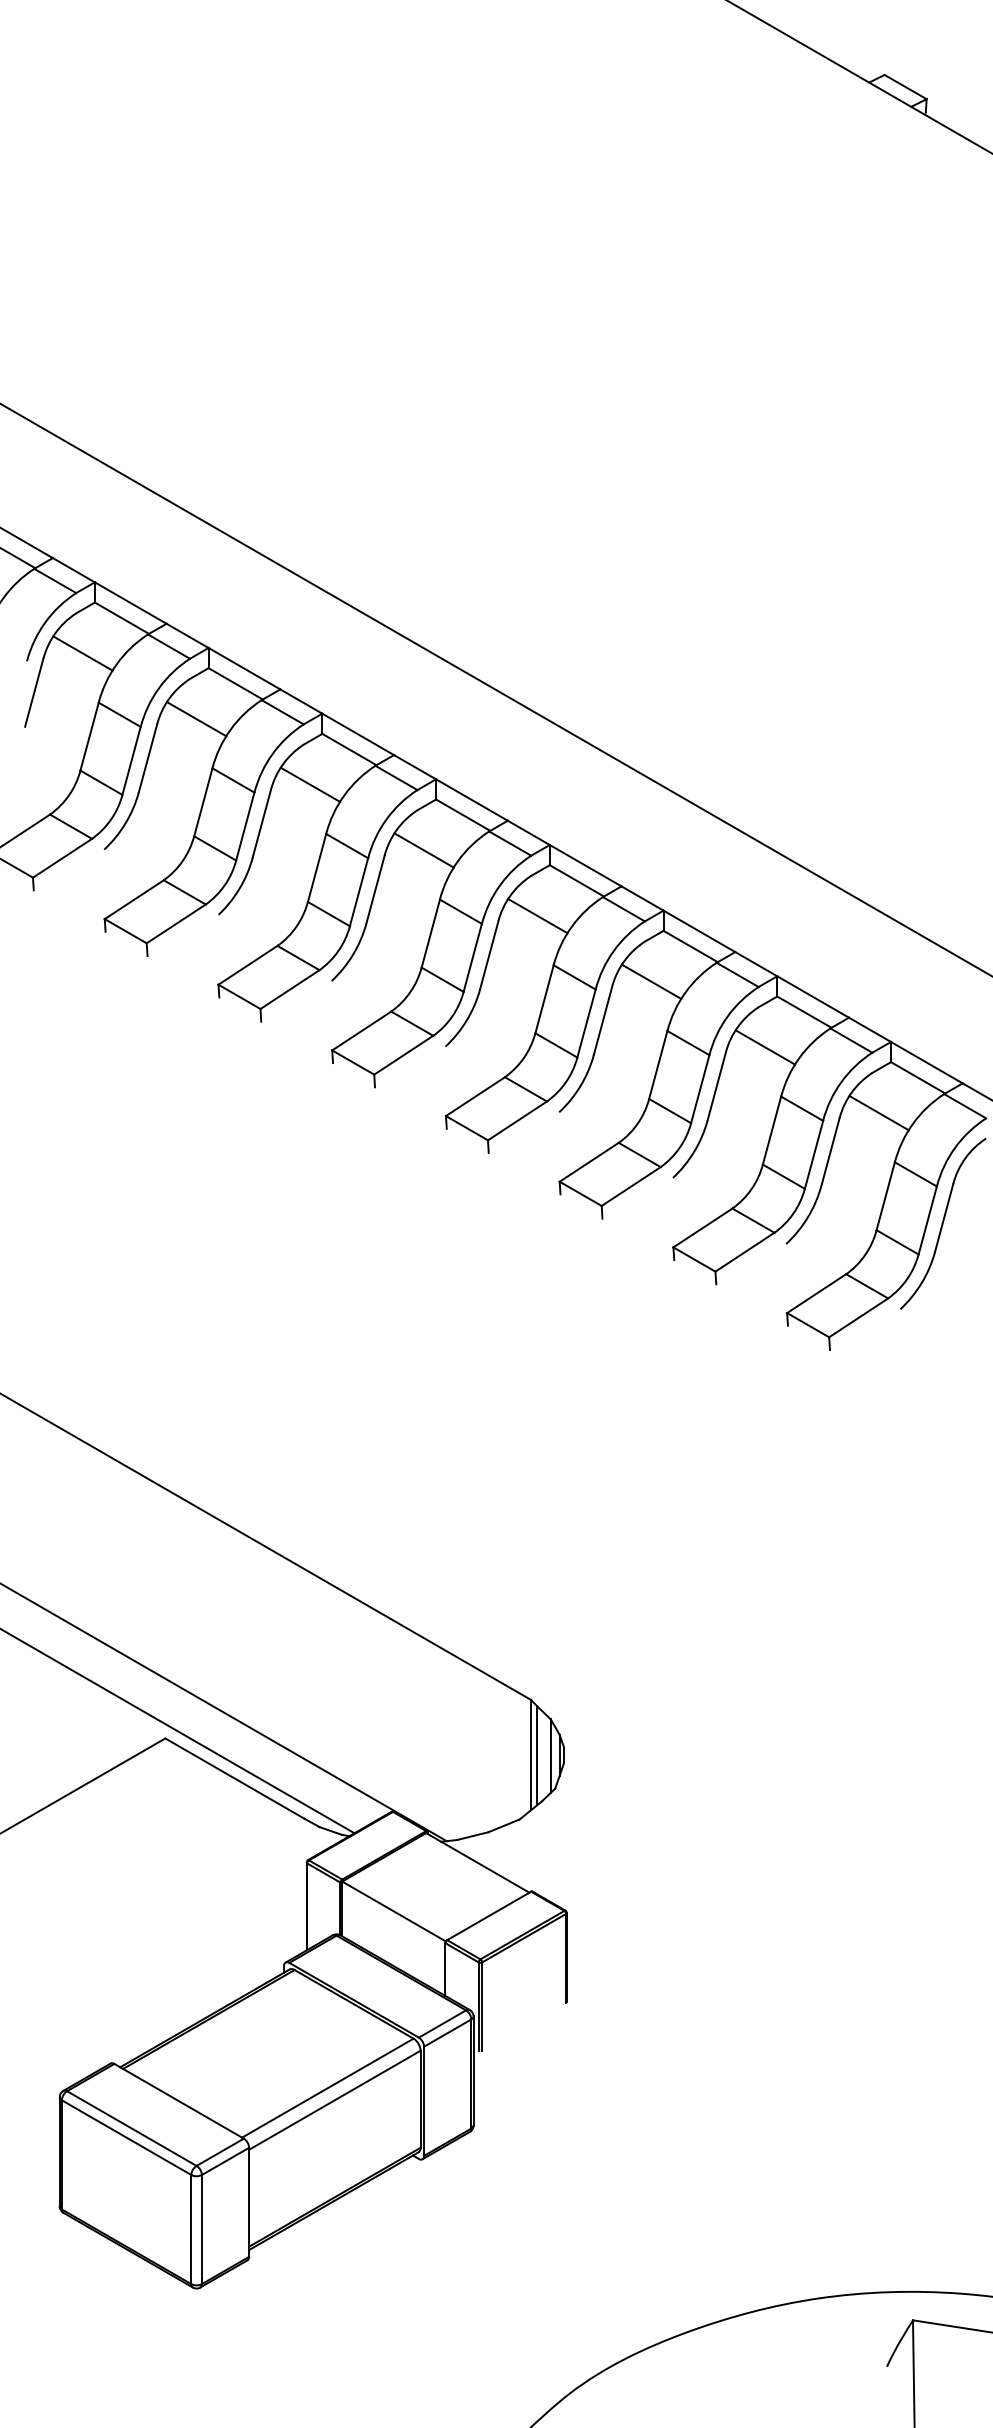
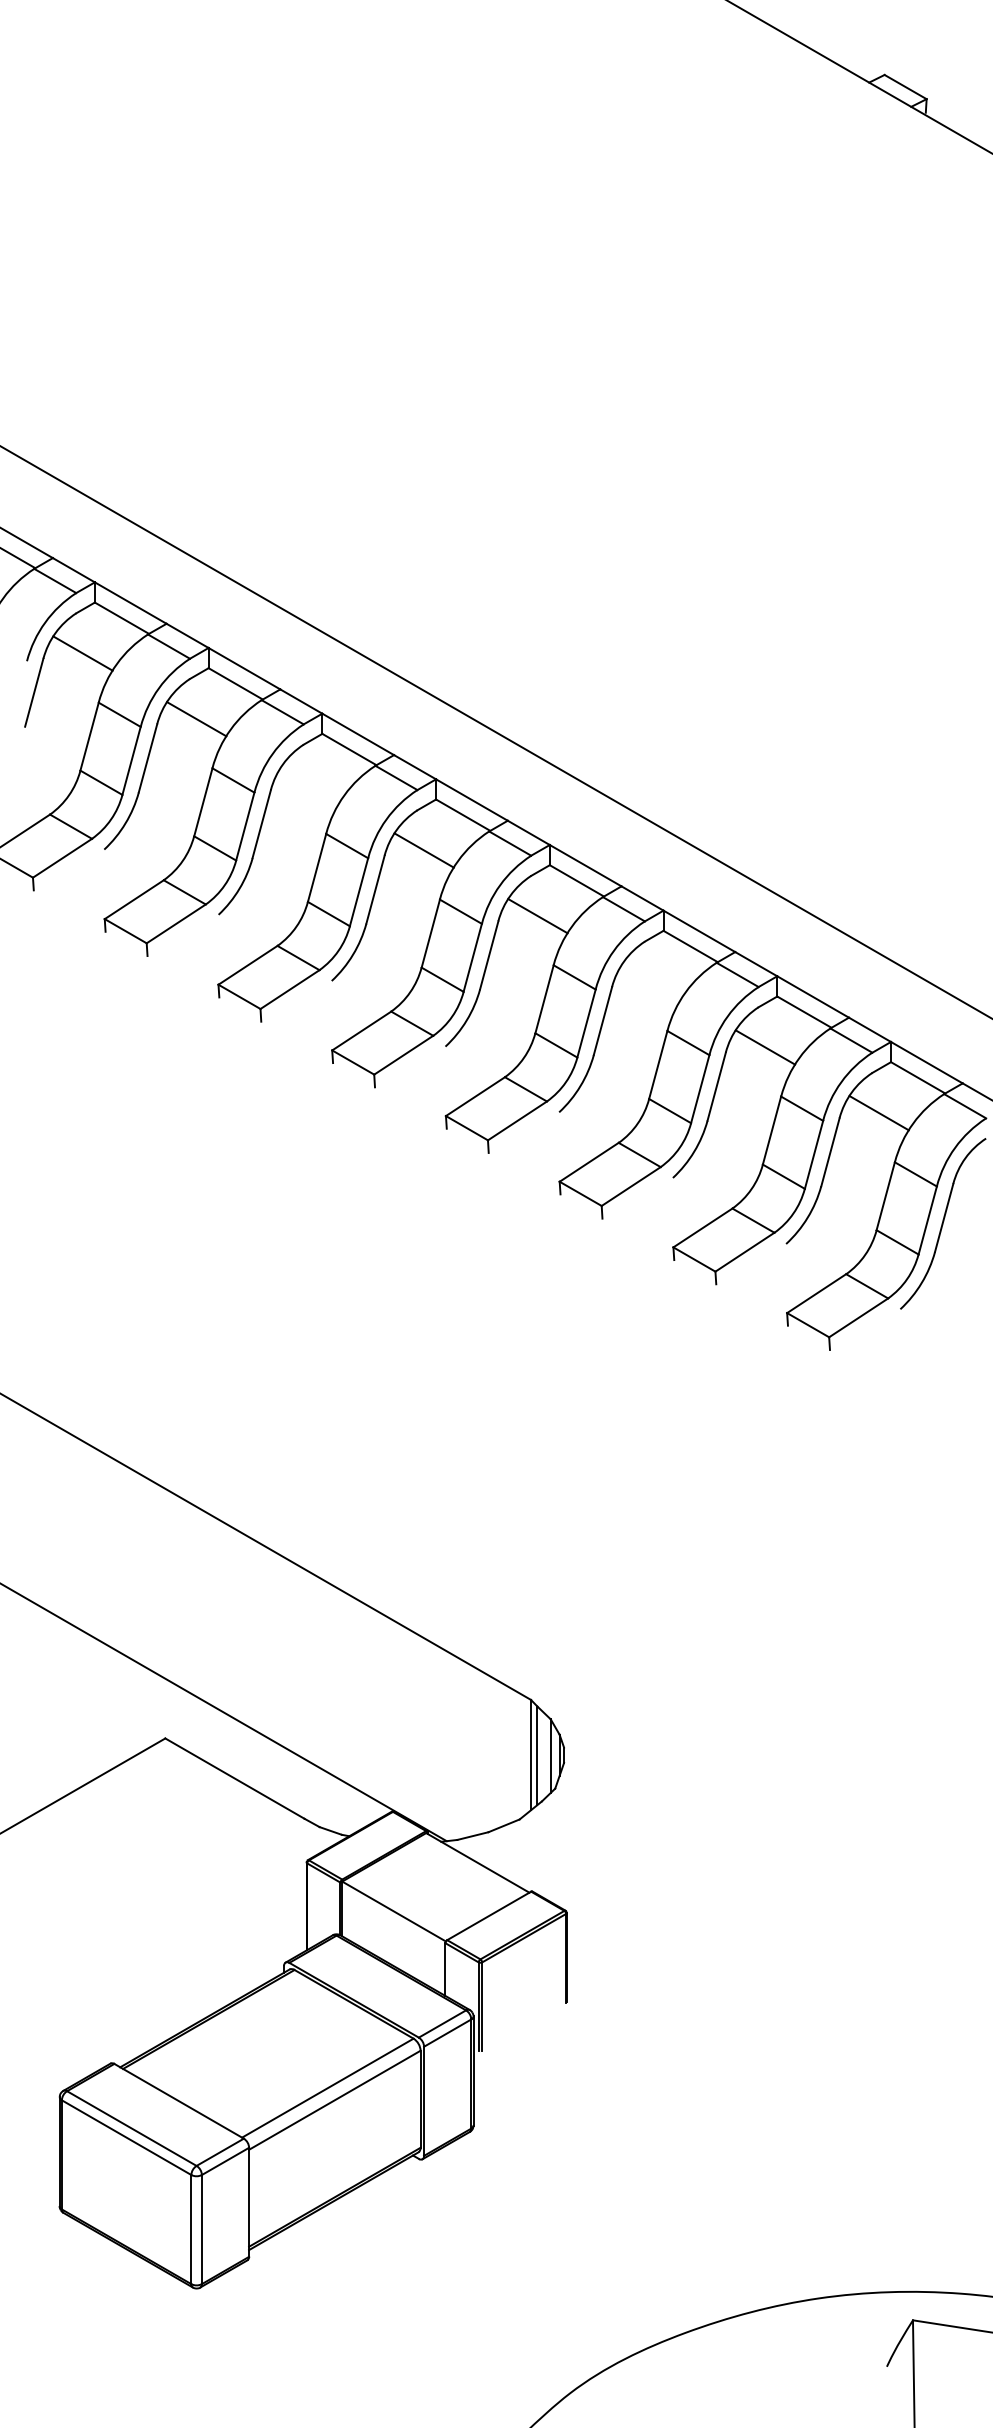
line position: (495, 689) -> (495, 732) (495, 732)
line: present -> none (310, 784)
line: present -> none (651, 981)
line: present -> none (178, 1731)
